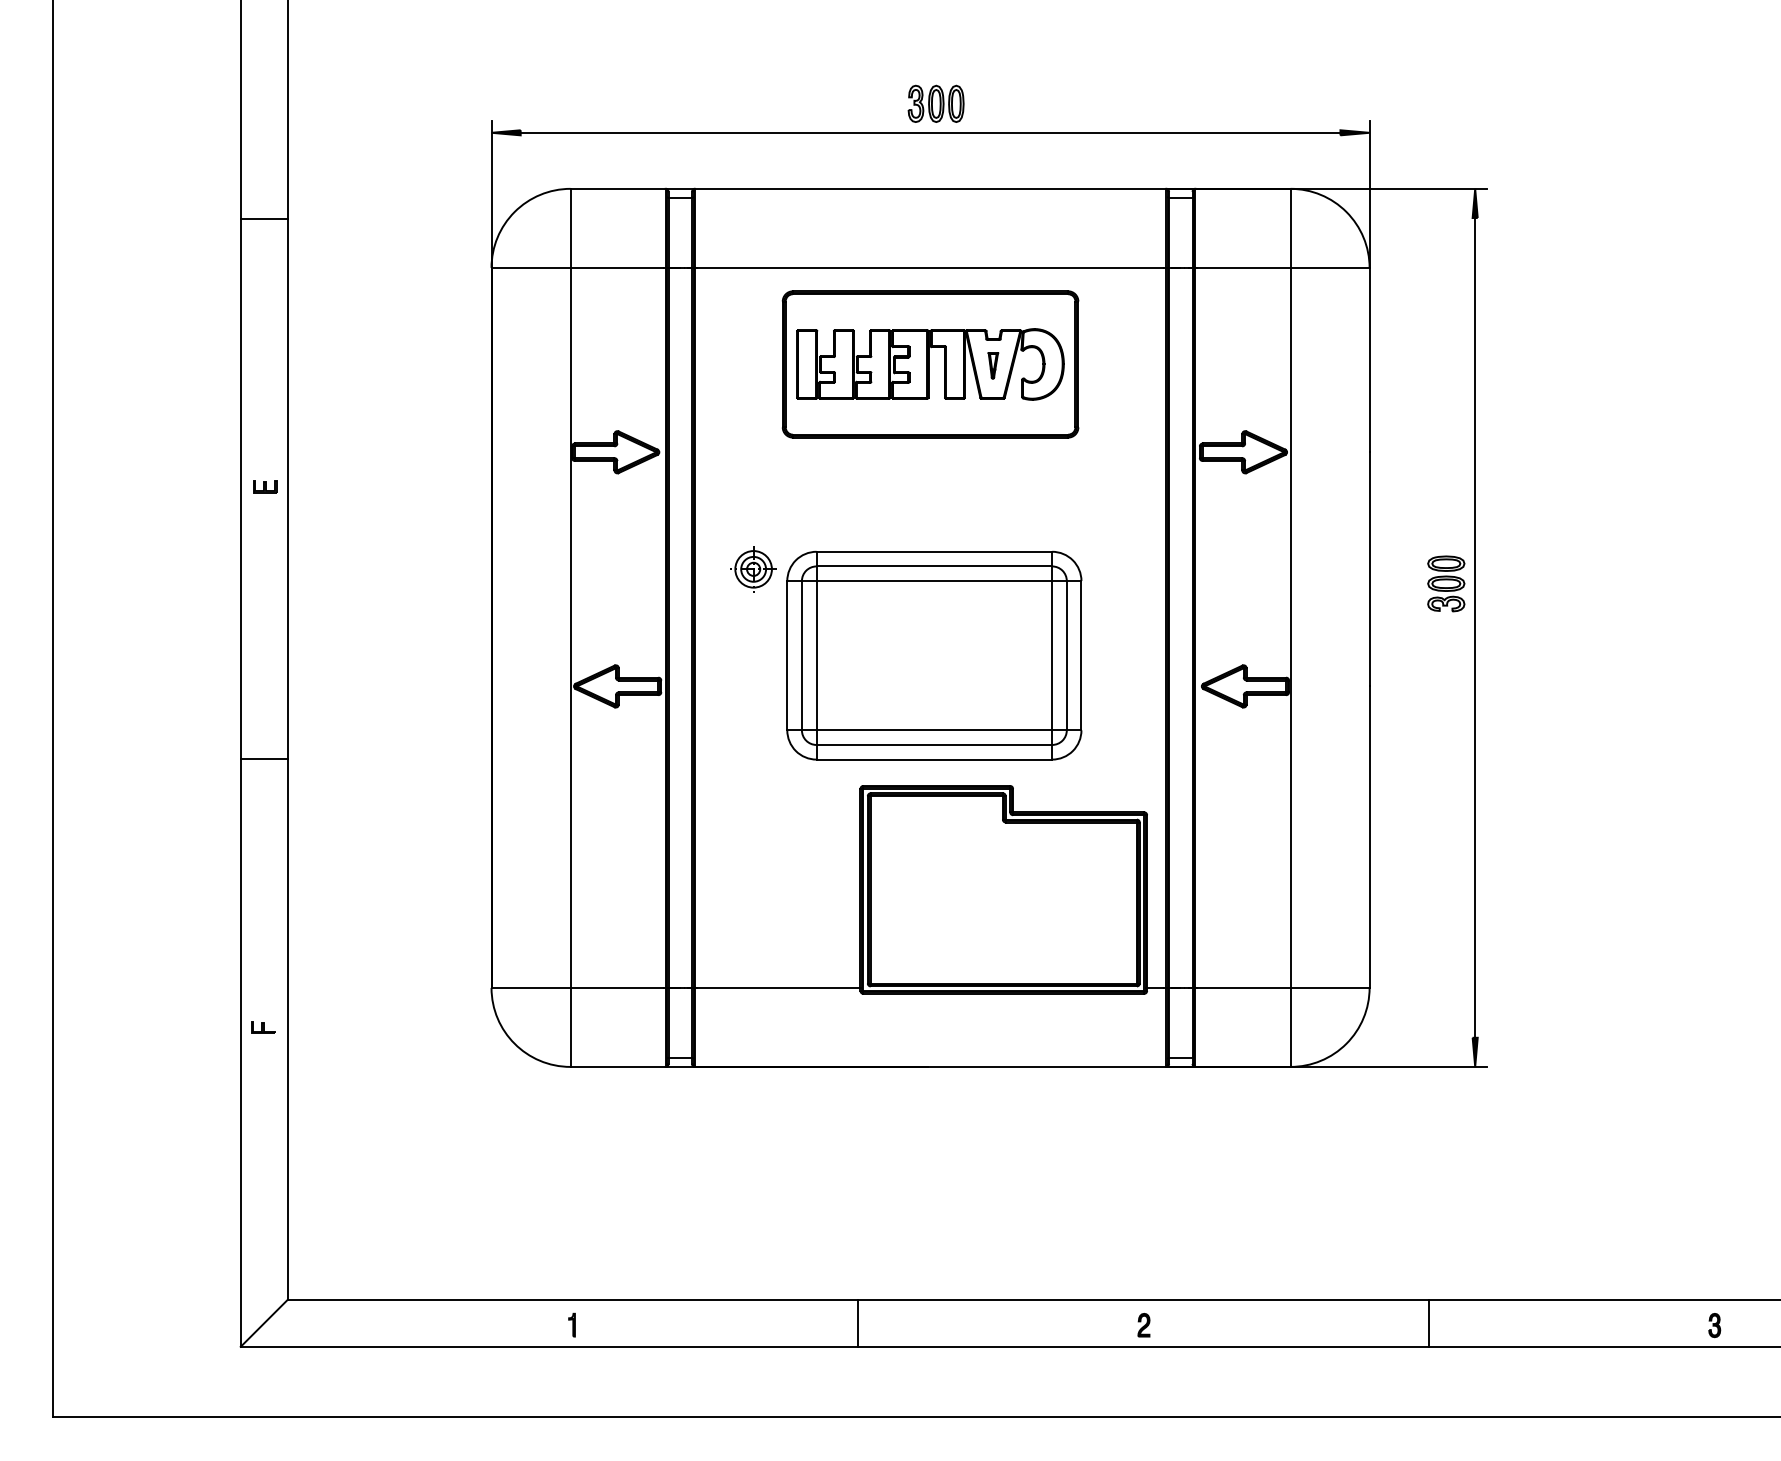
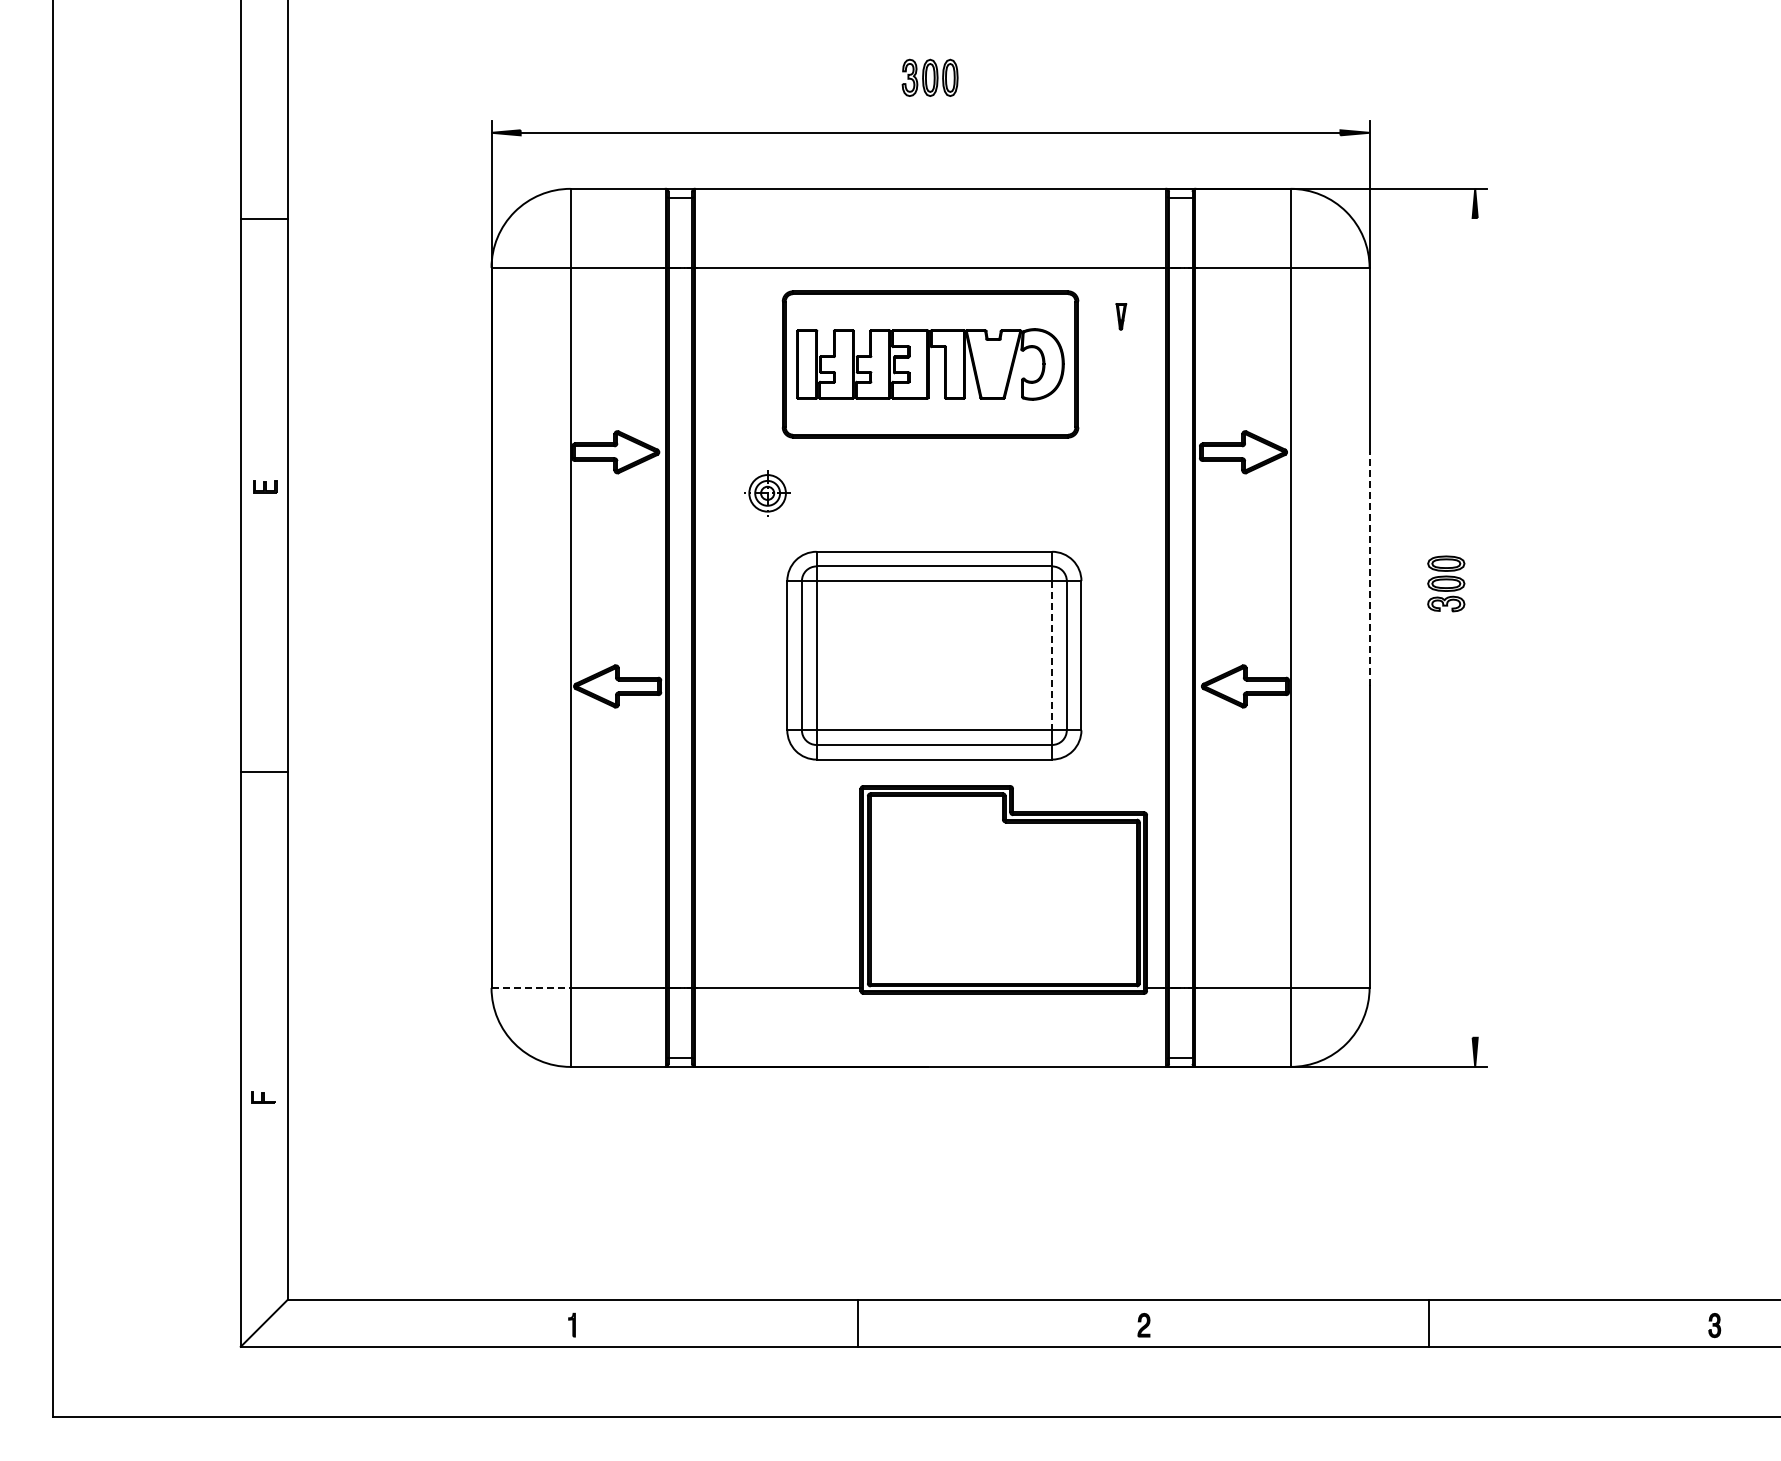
part position: (935, 103) -> (929, 77) (929, 77)
part position: (993, 365) -> (1121, 316) (1121, 316)
line: solid -> dashed (1369, 568)
part position: (753, 569) -> (767, 493) (767, 493)
line: present -> none (1475, 627)
line: solid -> dashed (1052, 655)
line position: (263, 759) -> (263, 772) (263, 772)
line: solid -> dashed (531, 987)
part position: (263, 1027) -> (263, 1097) (263, 1097)
